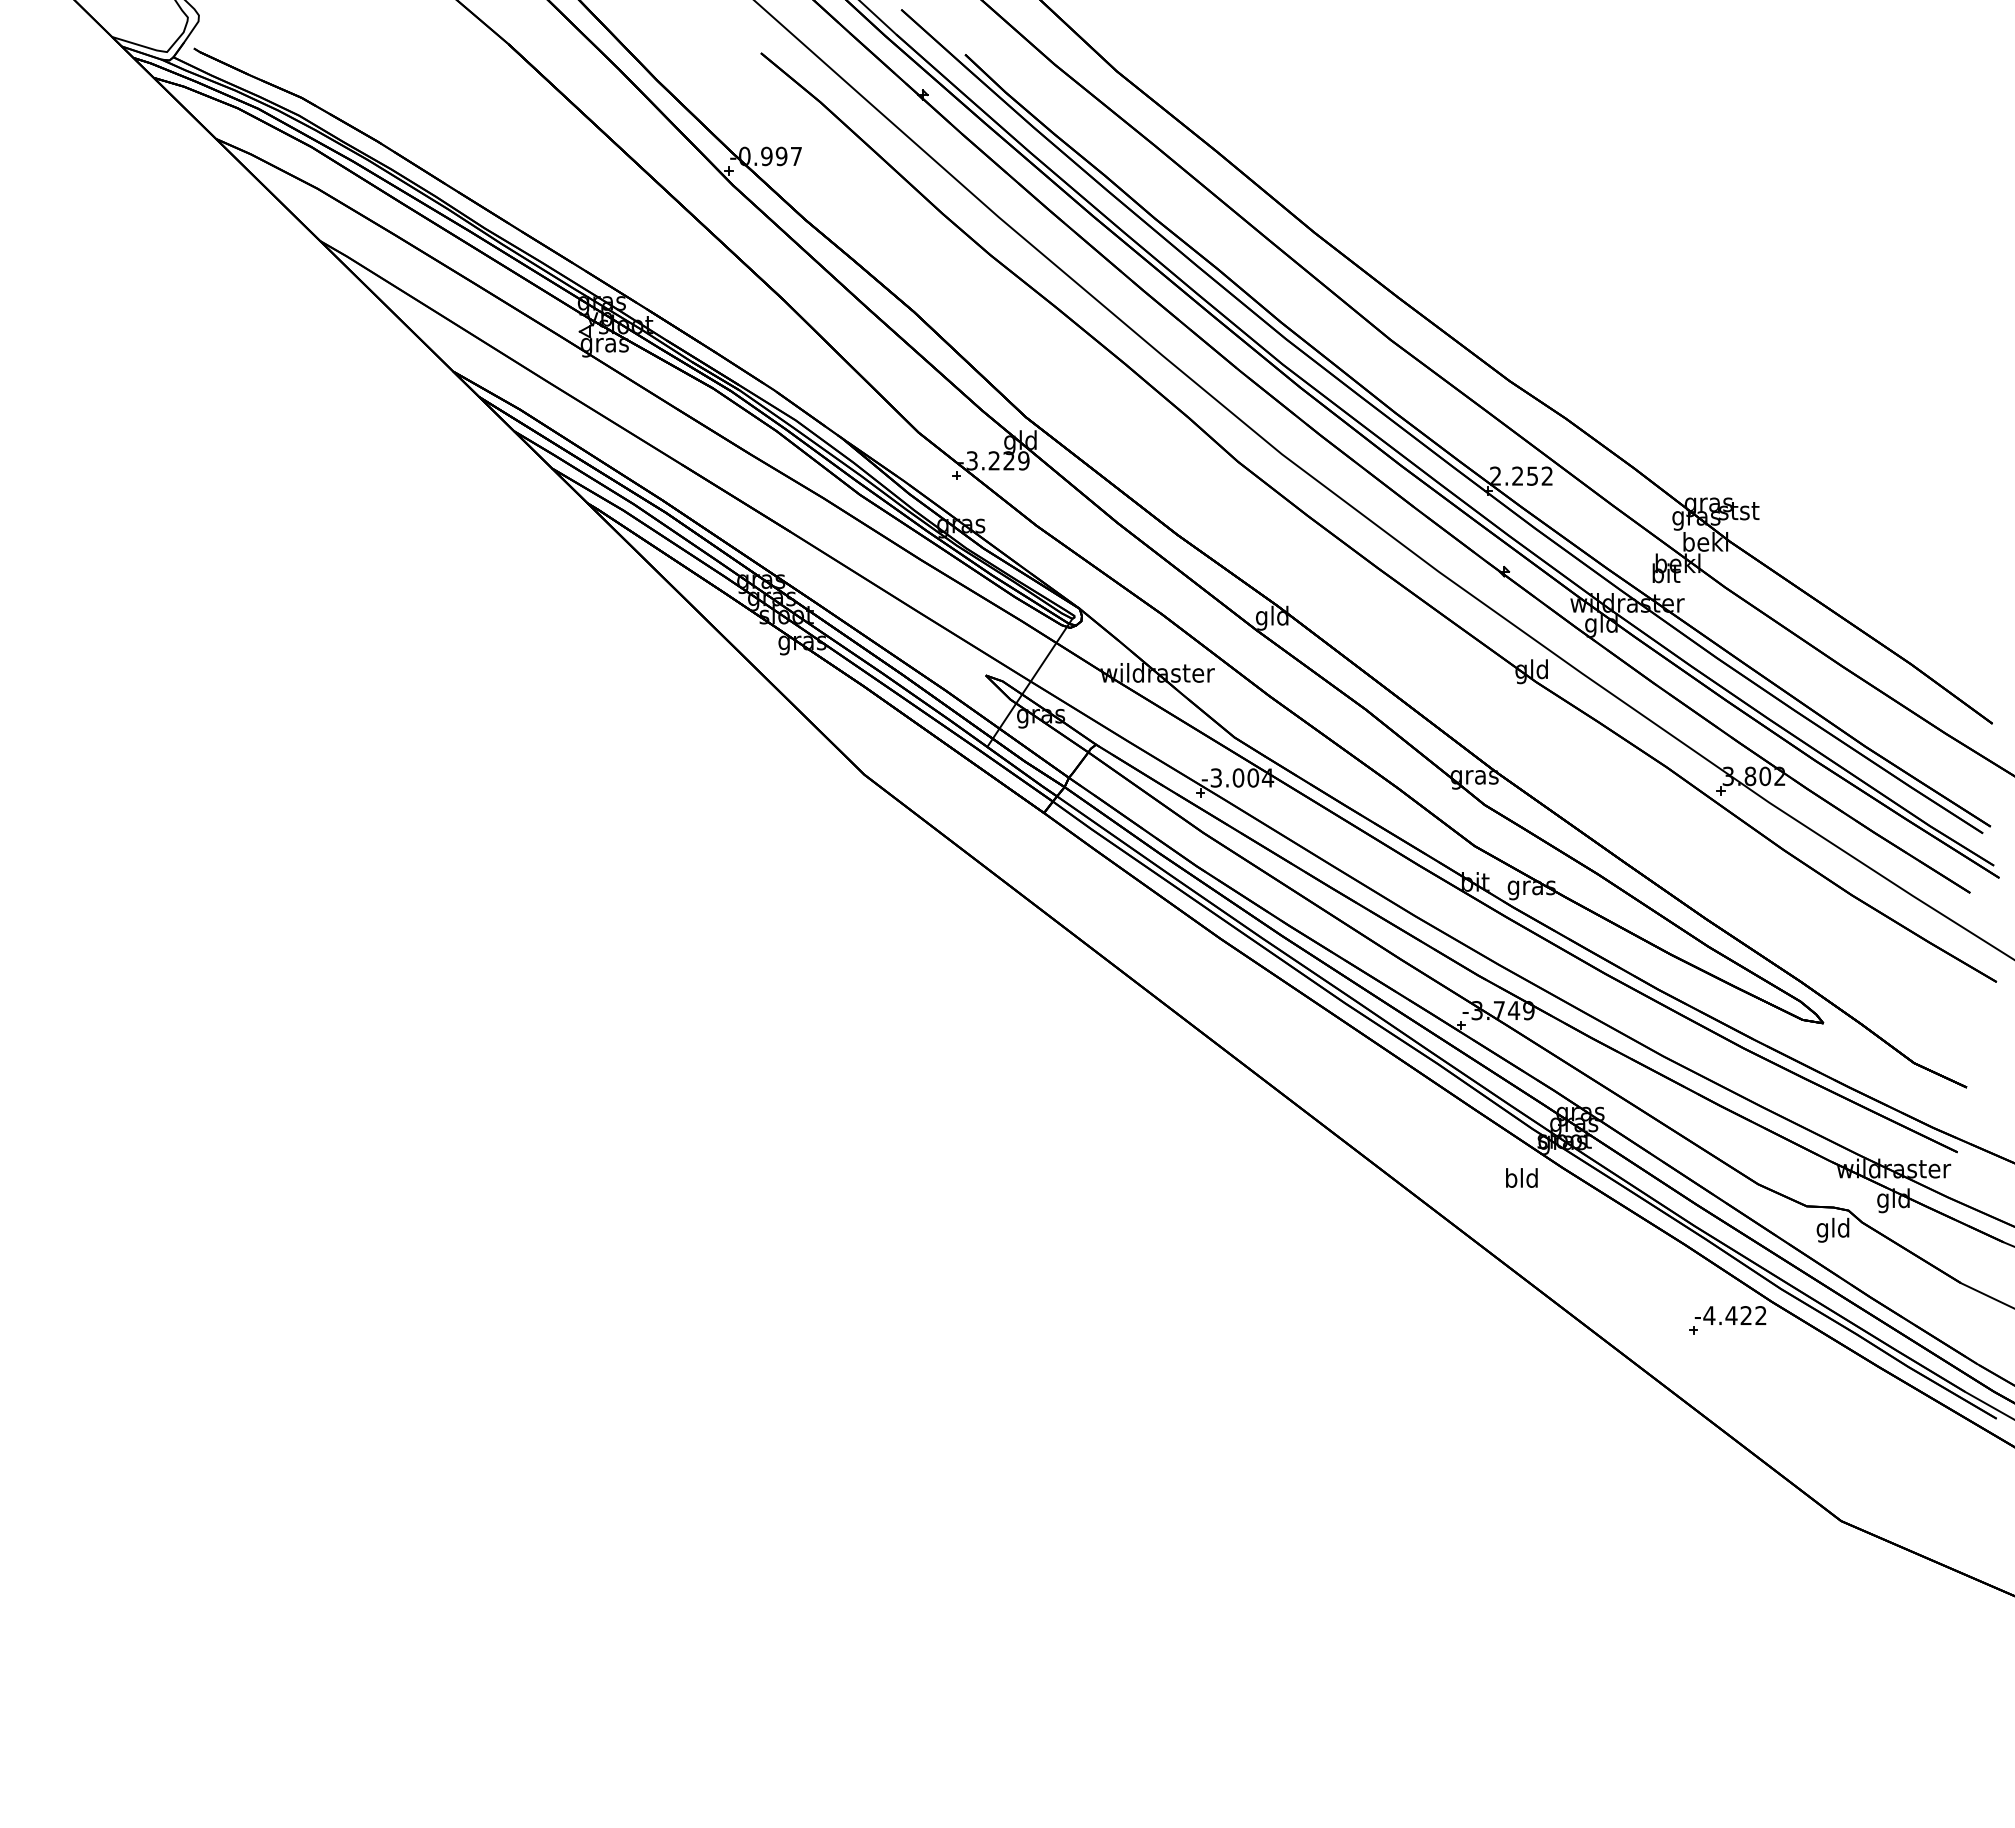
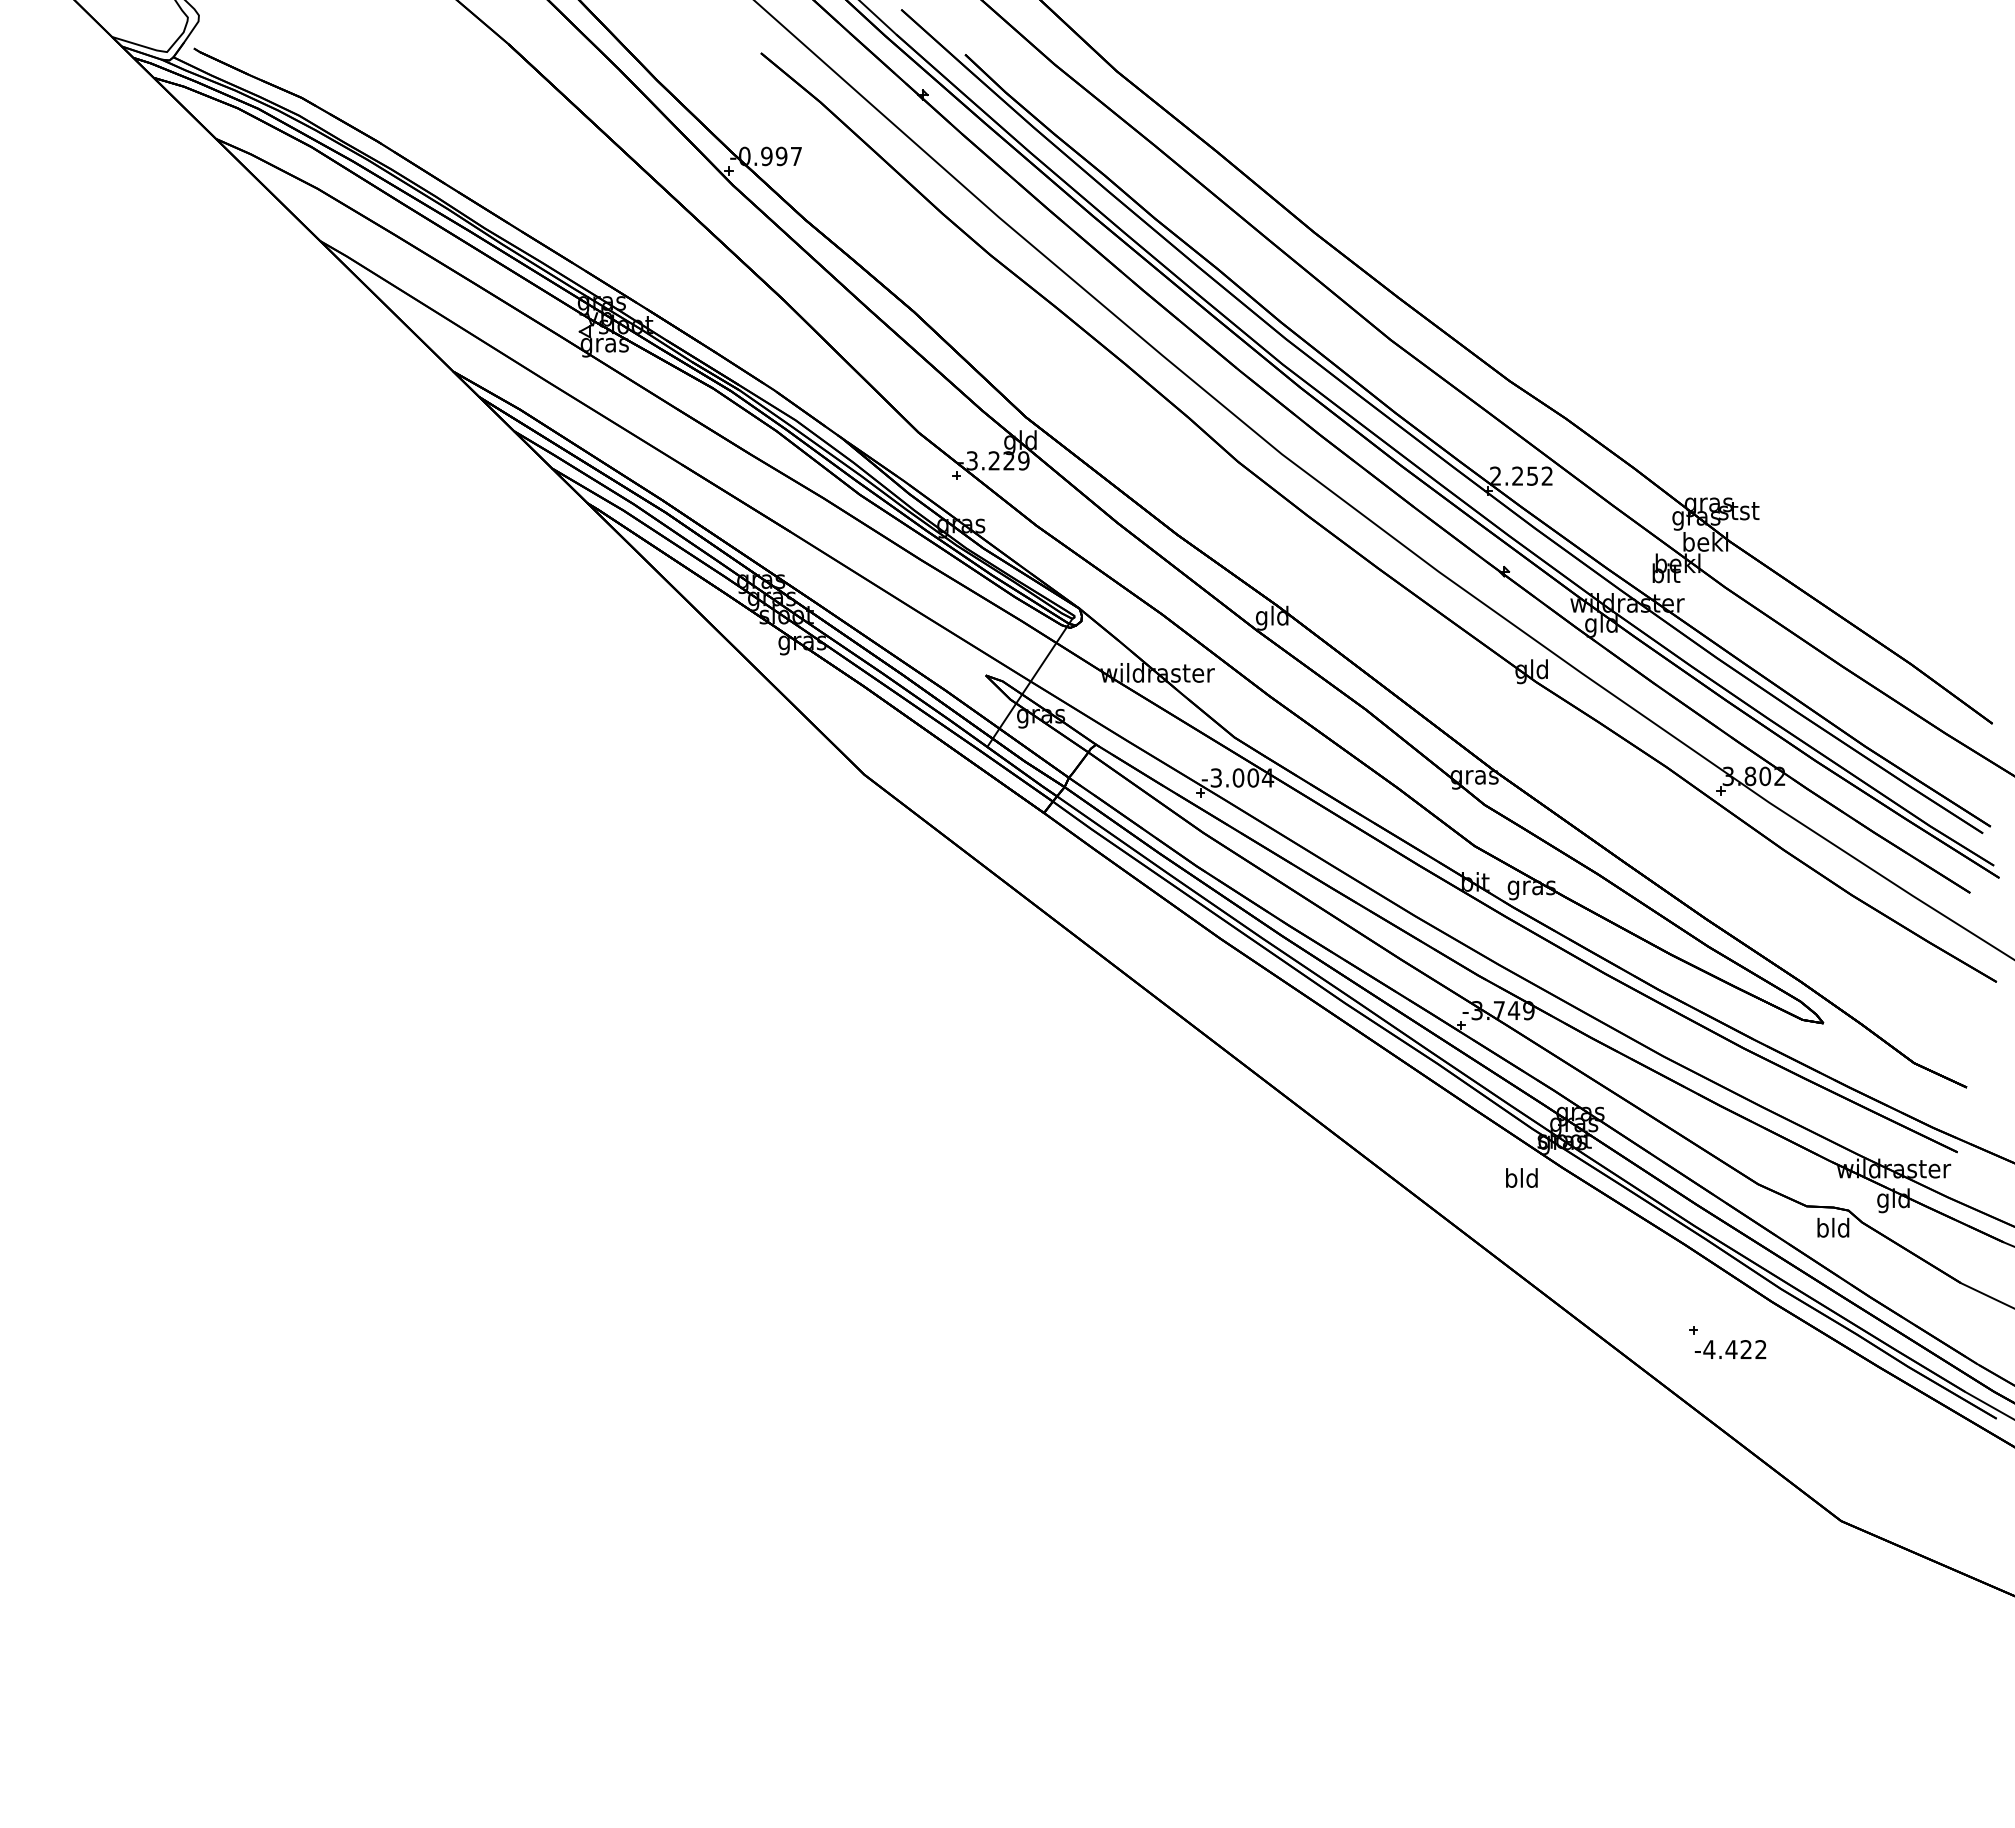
text: gld -> bld (1822, 1229)
text position: (1730, 1315) -> (1730, 1349) (1730, 1349)
